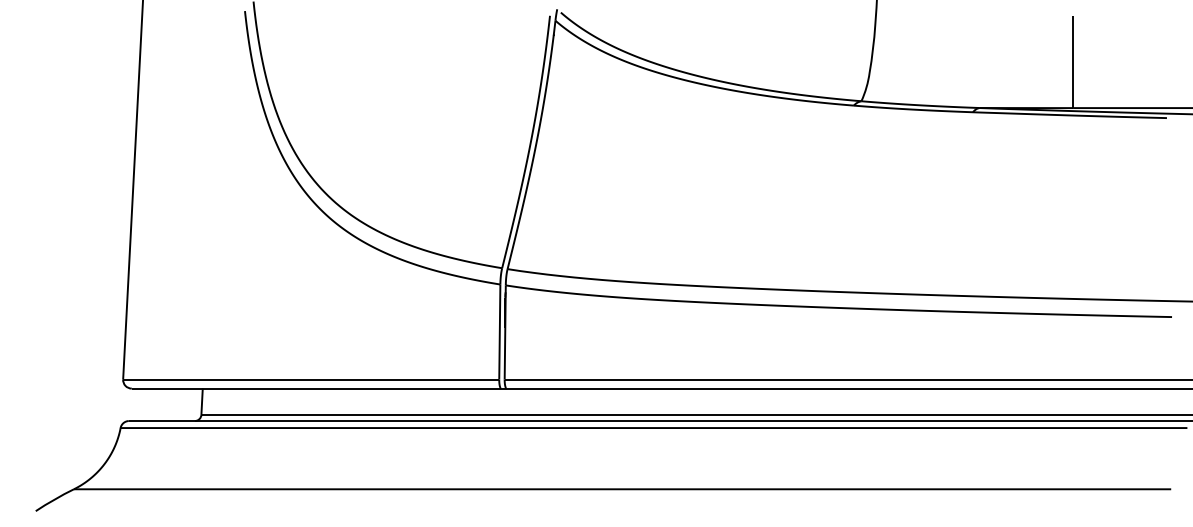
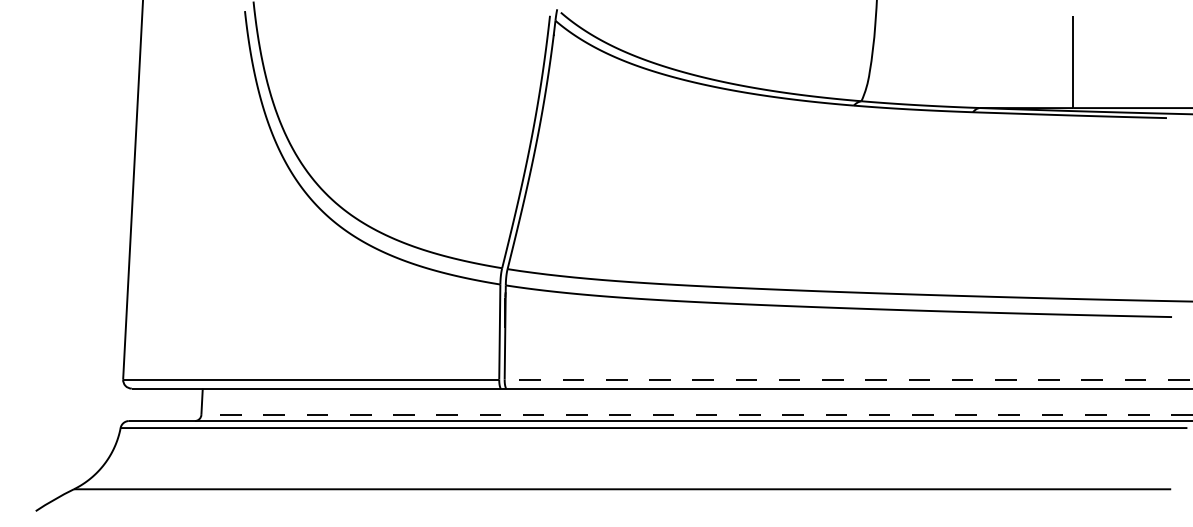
line: solid -> dashed (848, 379)
line: solid -> dashed (696, 414)
